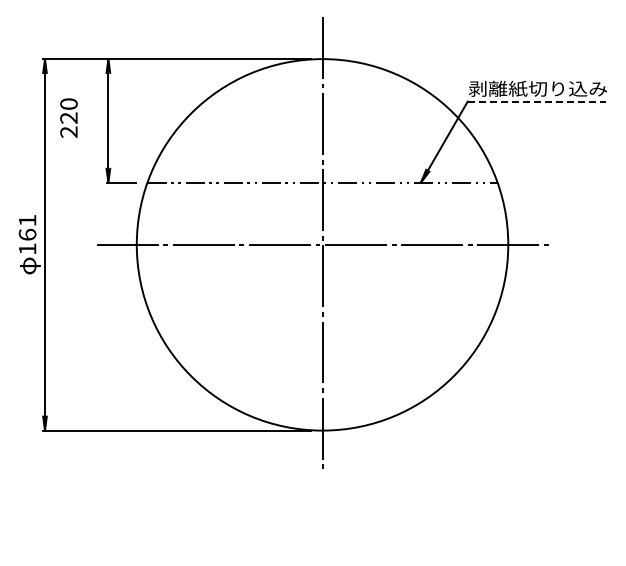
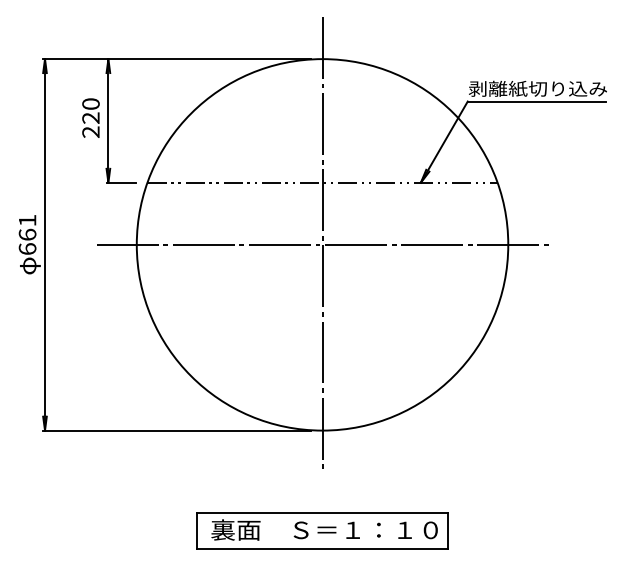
line: dashed -> solid (537, 101)
text position: (68, 117) -> (90, 117) (90, 117)
text: 161 -> 661 (27, 248)
part: none -> present (322, 530)
